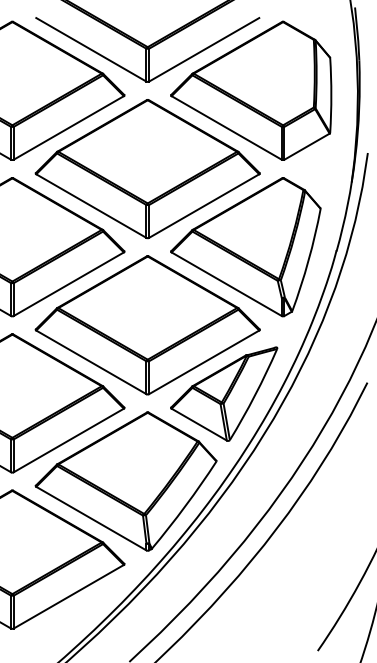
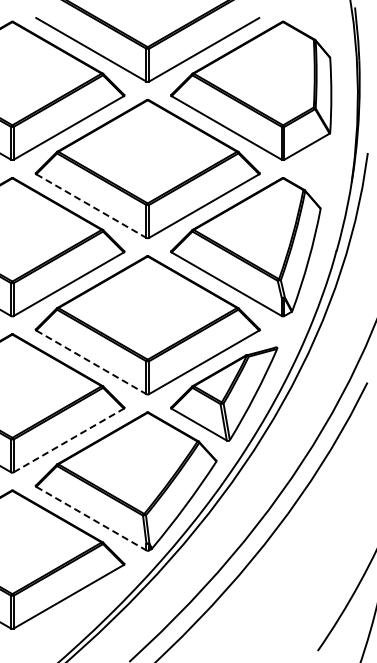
line: solid -> dashed (91, 206)
line: solid -> dashed (91, 362)
line: solid -> dashed (68, 440)
line: solid -> dashed (91, 518)
